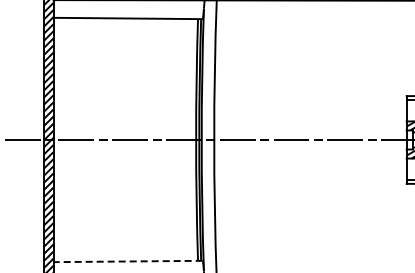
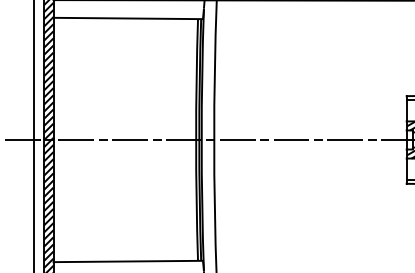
line: none -> present (33, 135)
line: dashed -> solid (128, 261)
